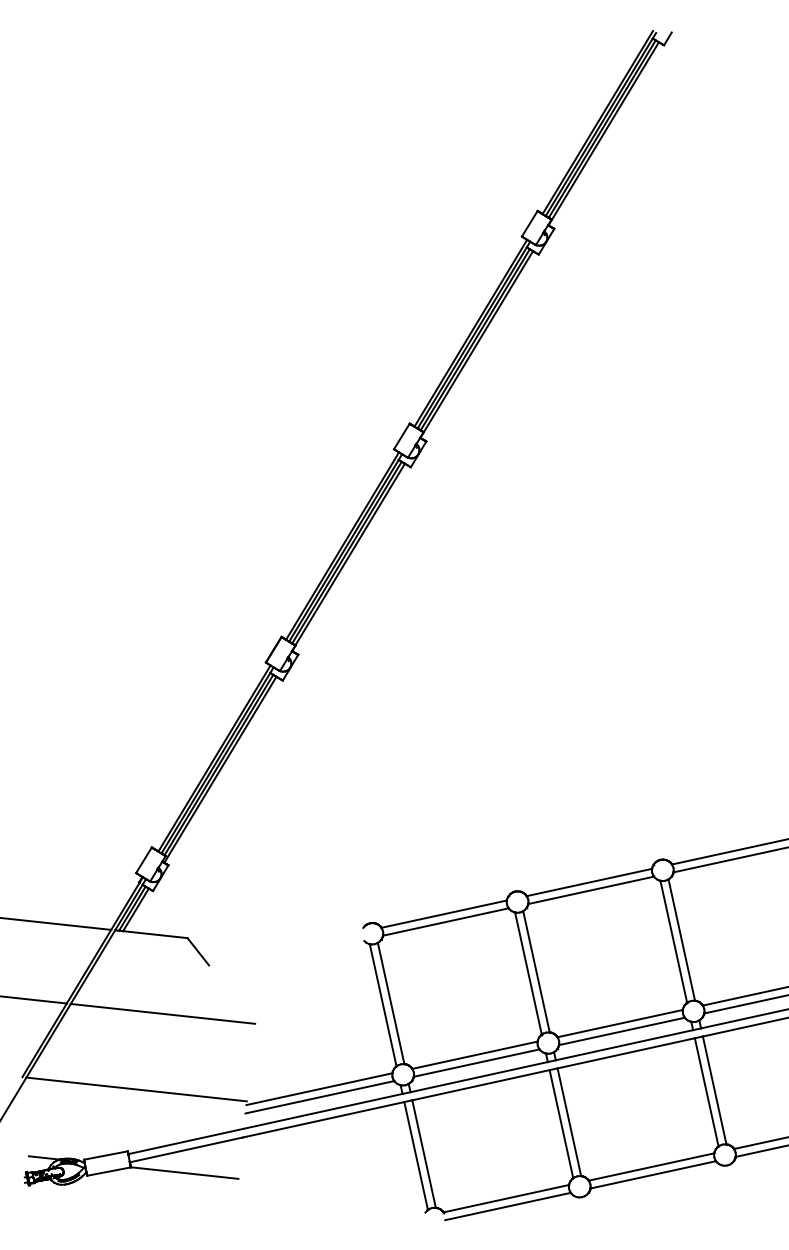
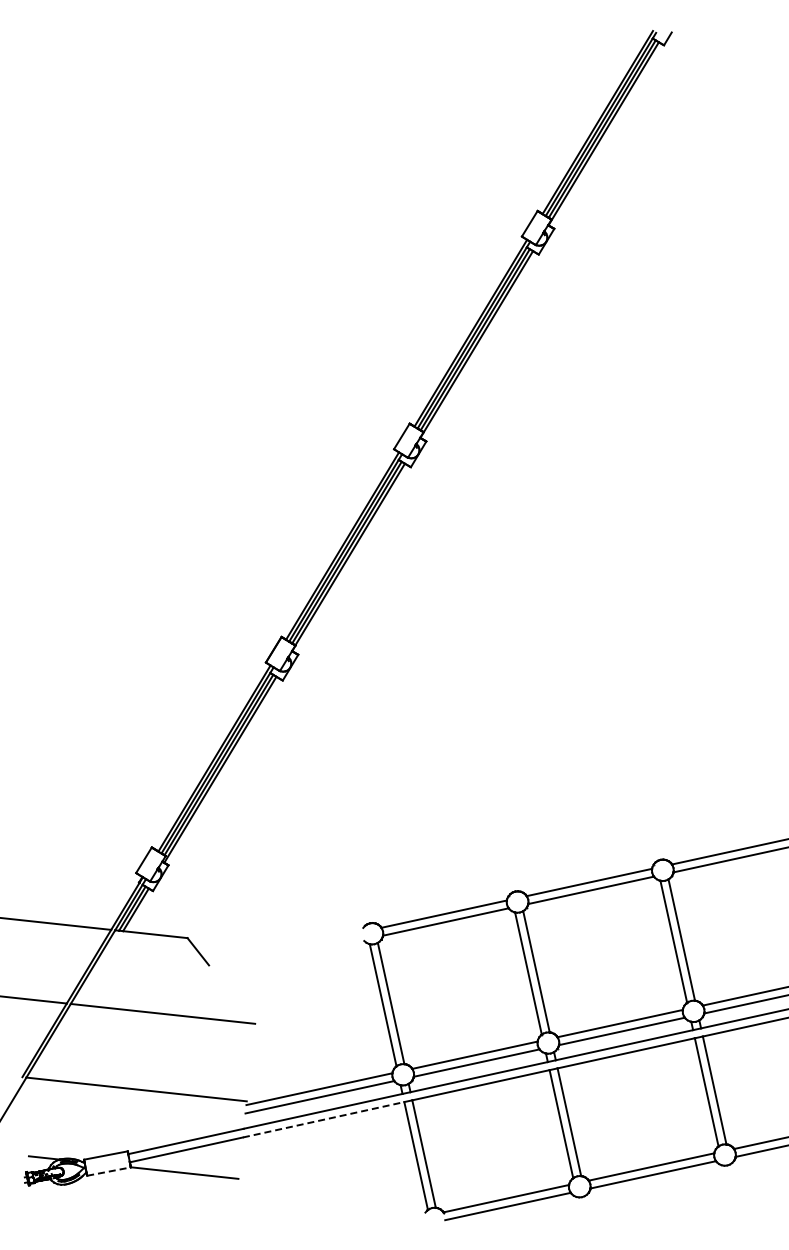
line: solid -> dashed (323, 1119)
line: solid -> dashed (109, 1171)
